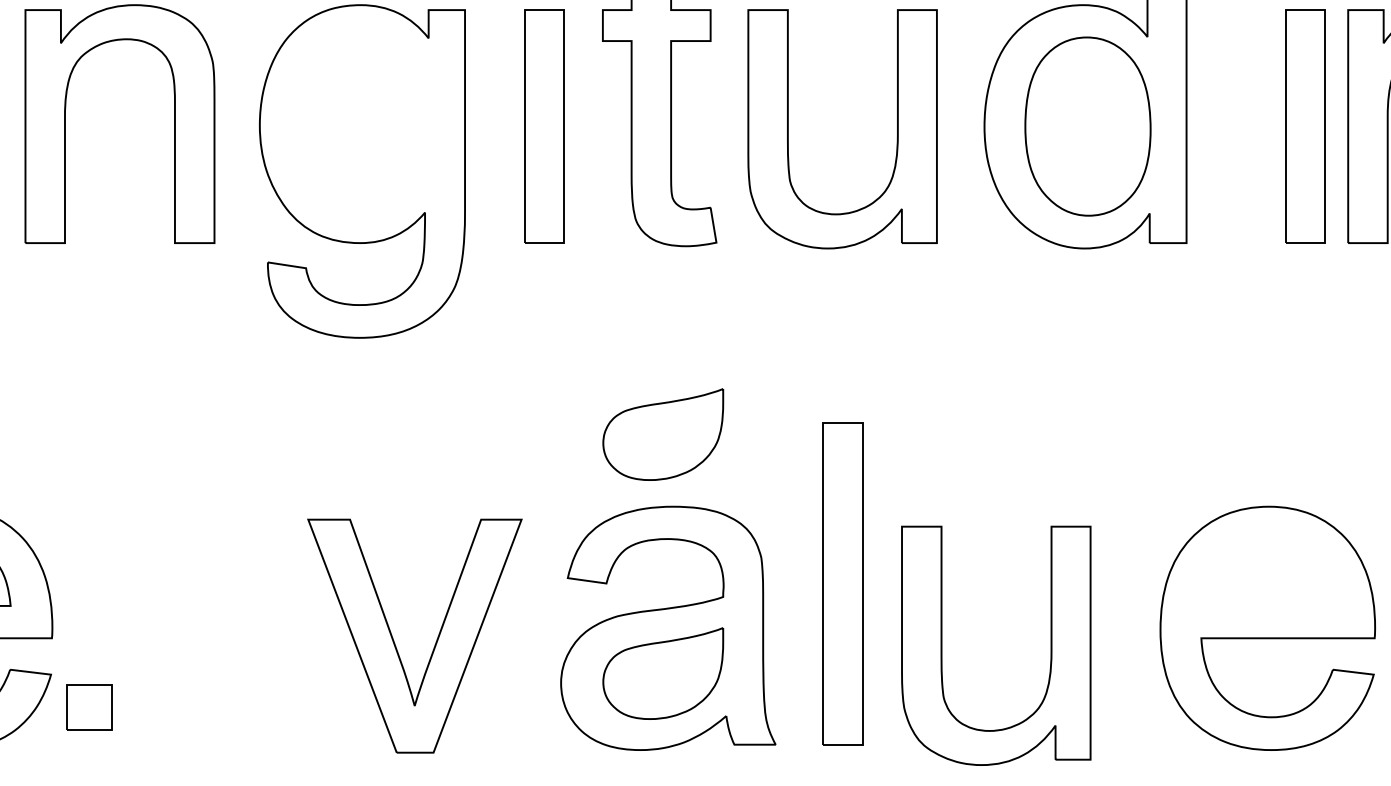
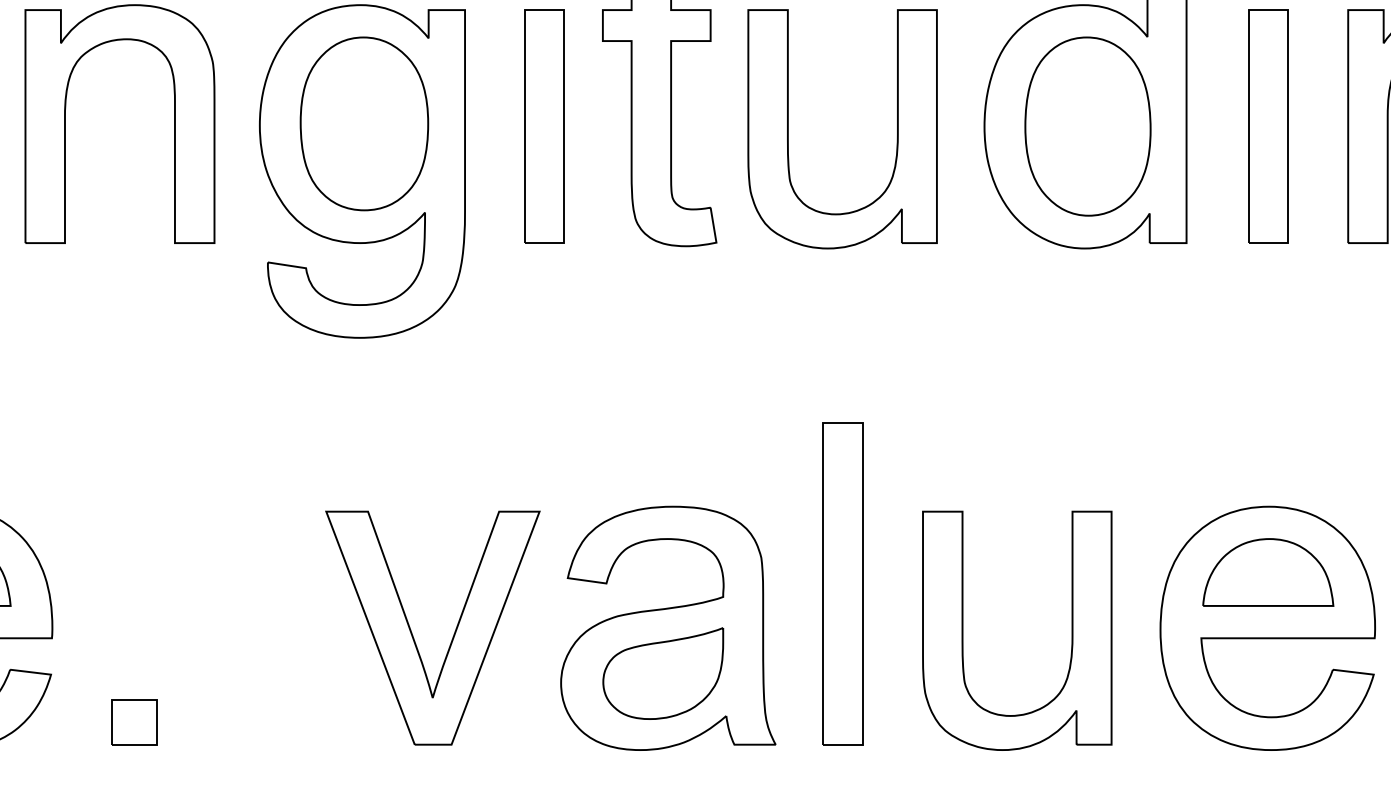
part: none -> present (364, 123)
part position: (1305, 126) -> (1268, 126) (1268, 126)
part: present -> none (663, 434)
part: none -> present (1268, 572)
part position: (394, 640) -> (412, 632) (412, 632)
part position: (942, 645) -> (963, 630) (963, 630)
part position: (89, 707) -> (134, 722) (134, 722)
